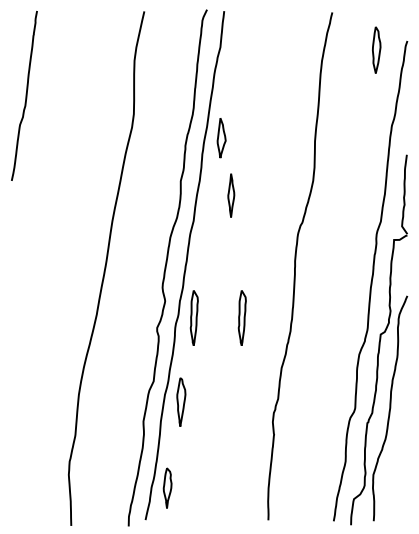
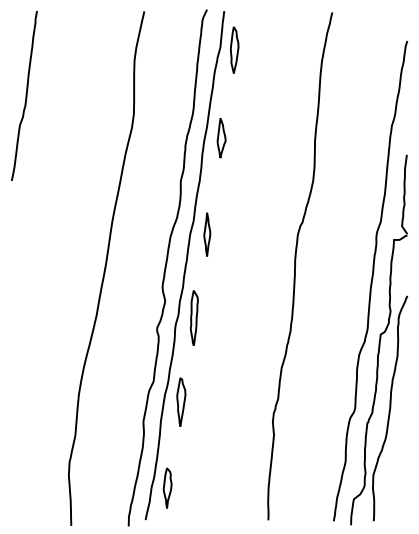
part position: (376, 49) -> (234, 49) (234, 49)
part position: (231, 195) -> (207, 234) (207, 234)
part: present -> none (241, 317)
